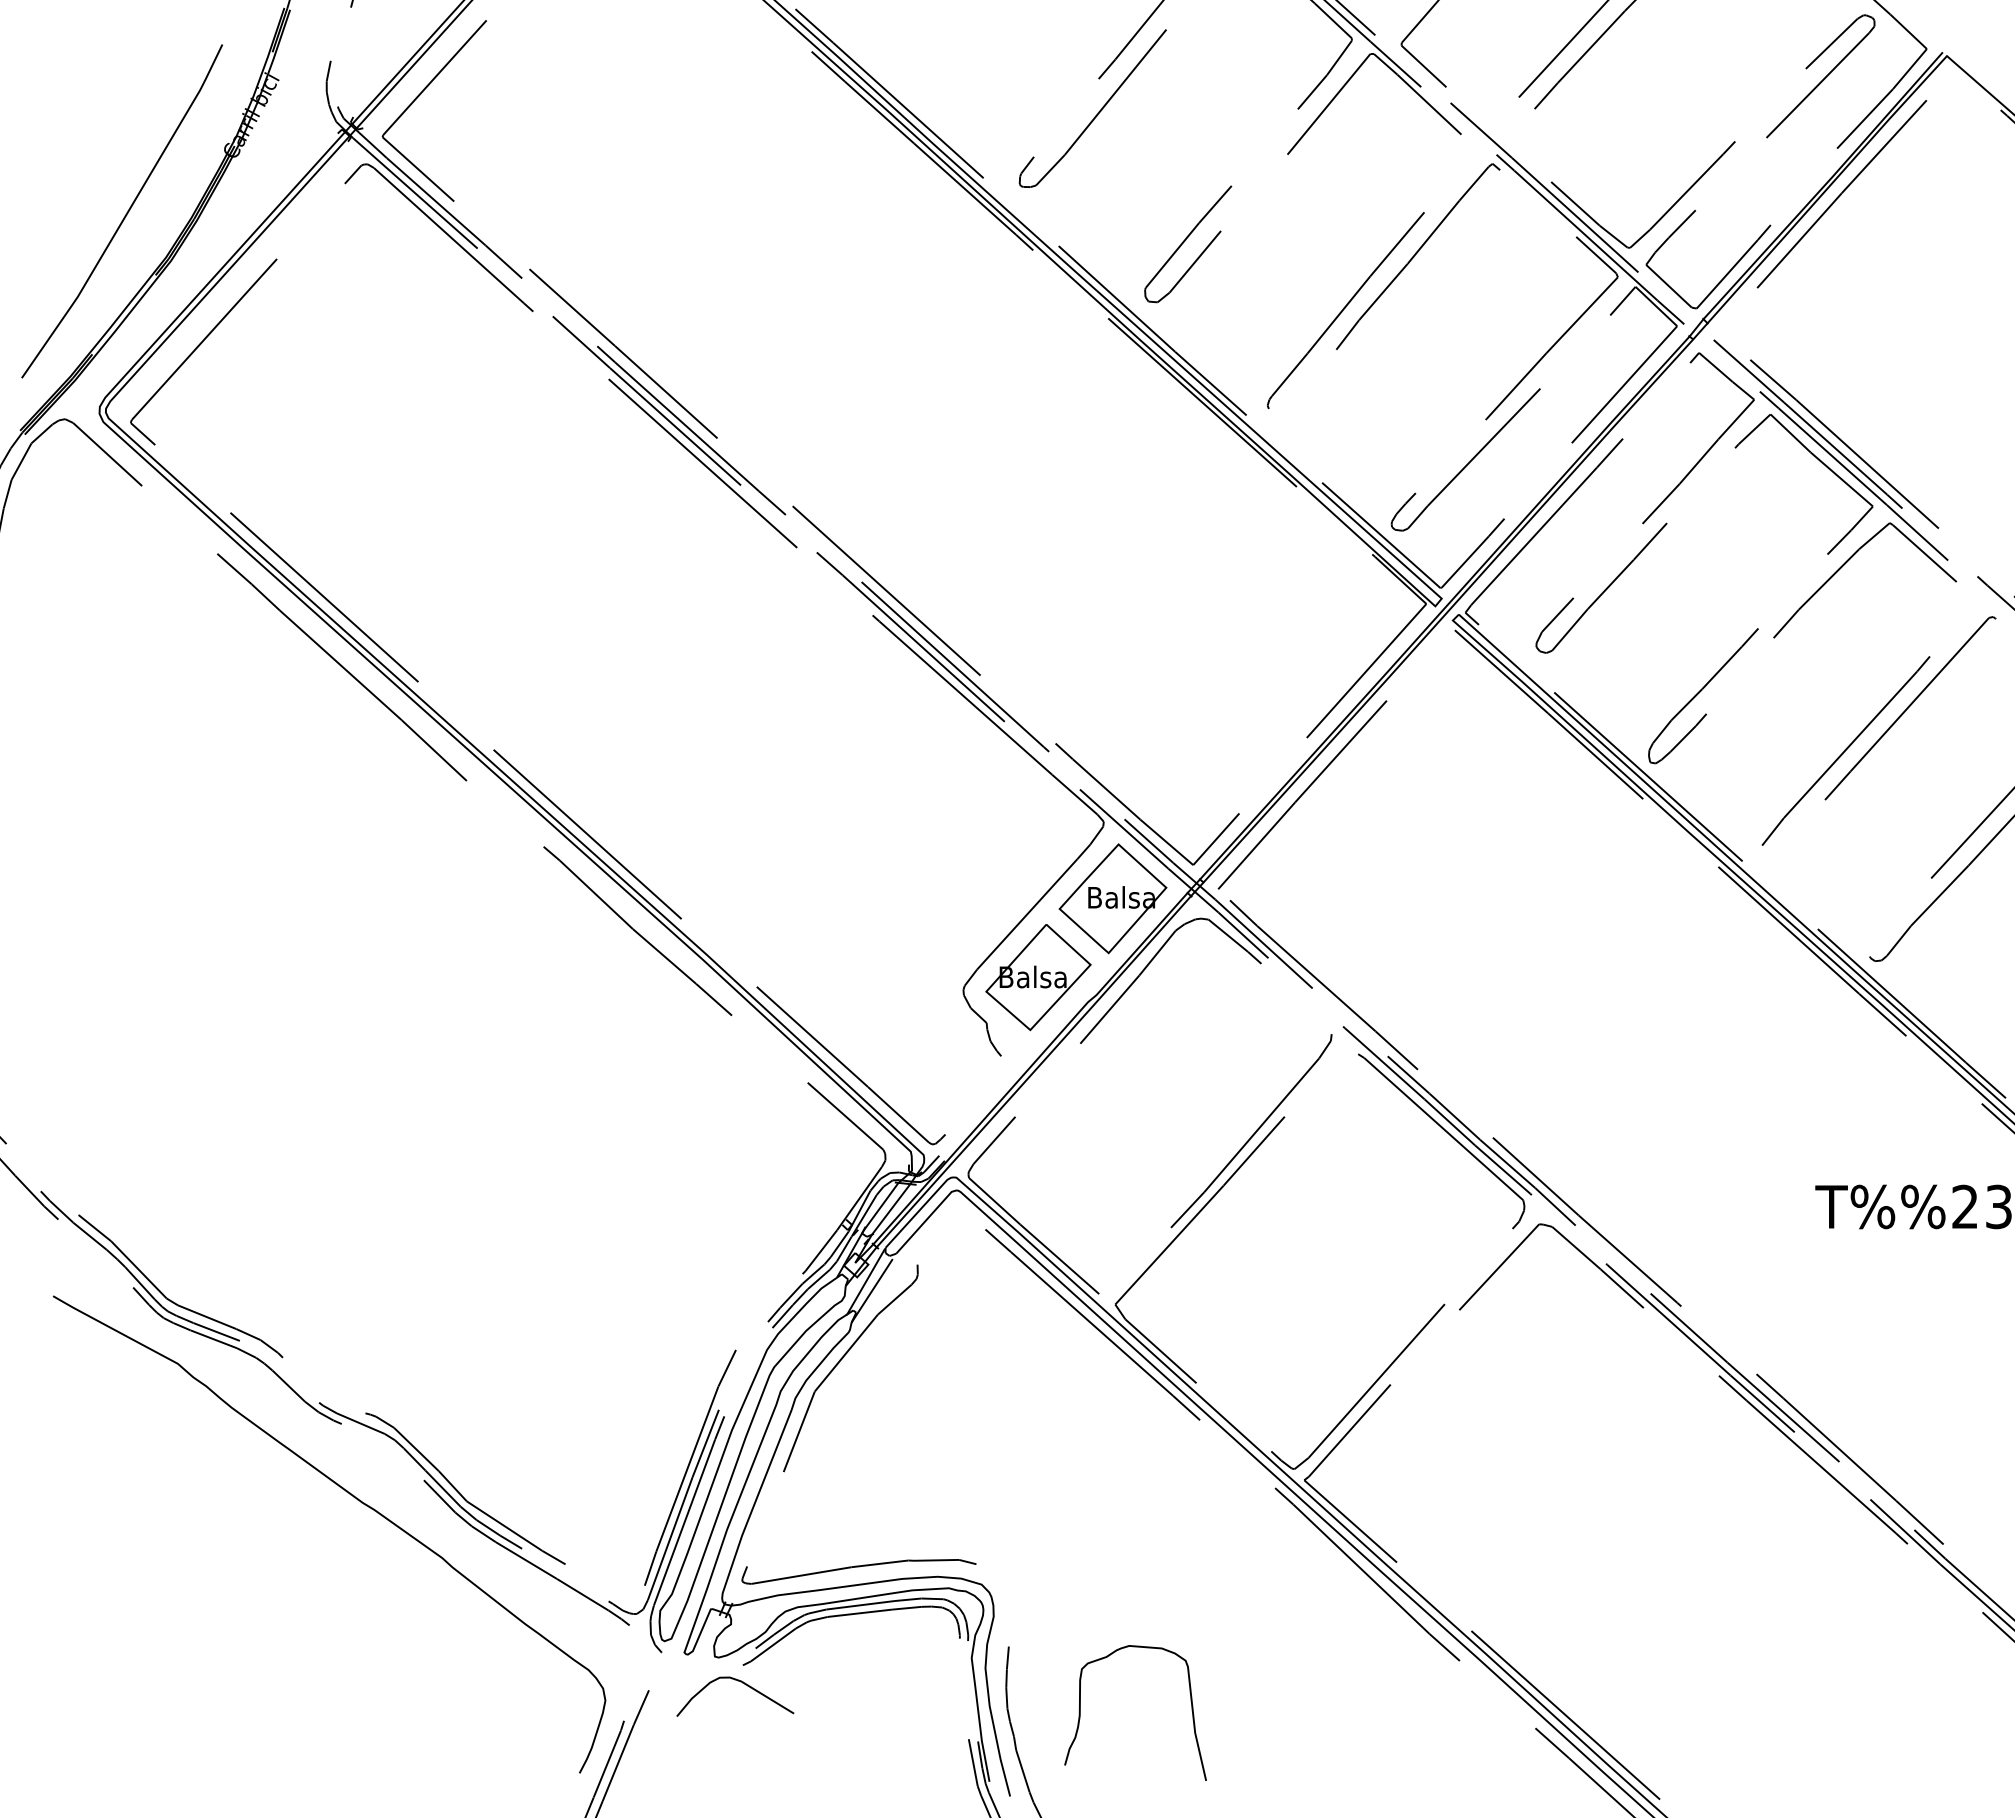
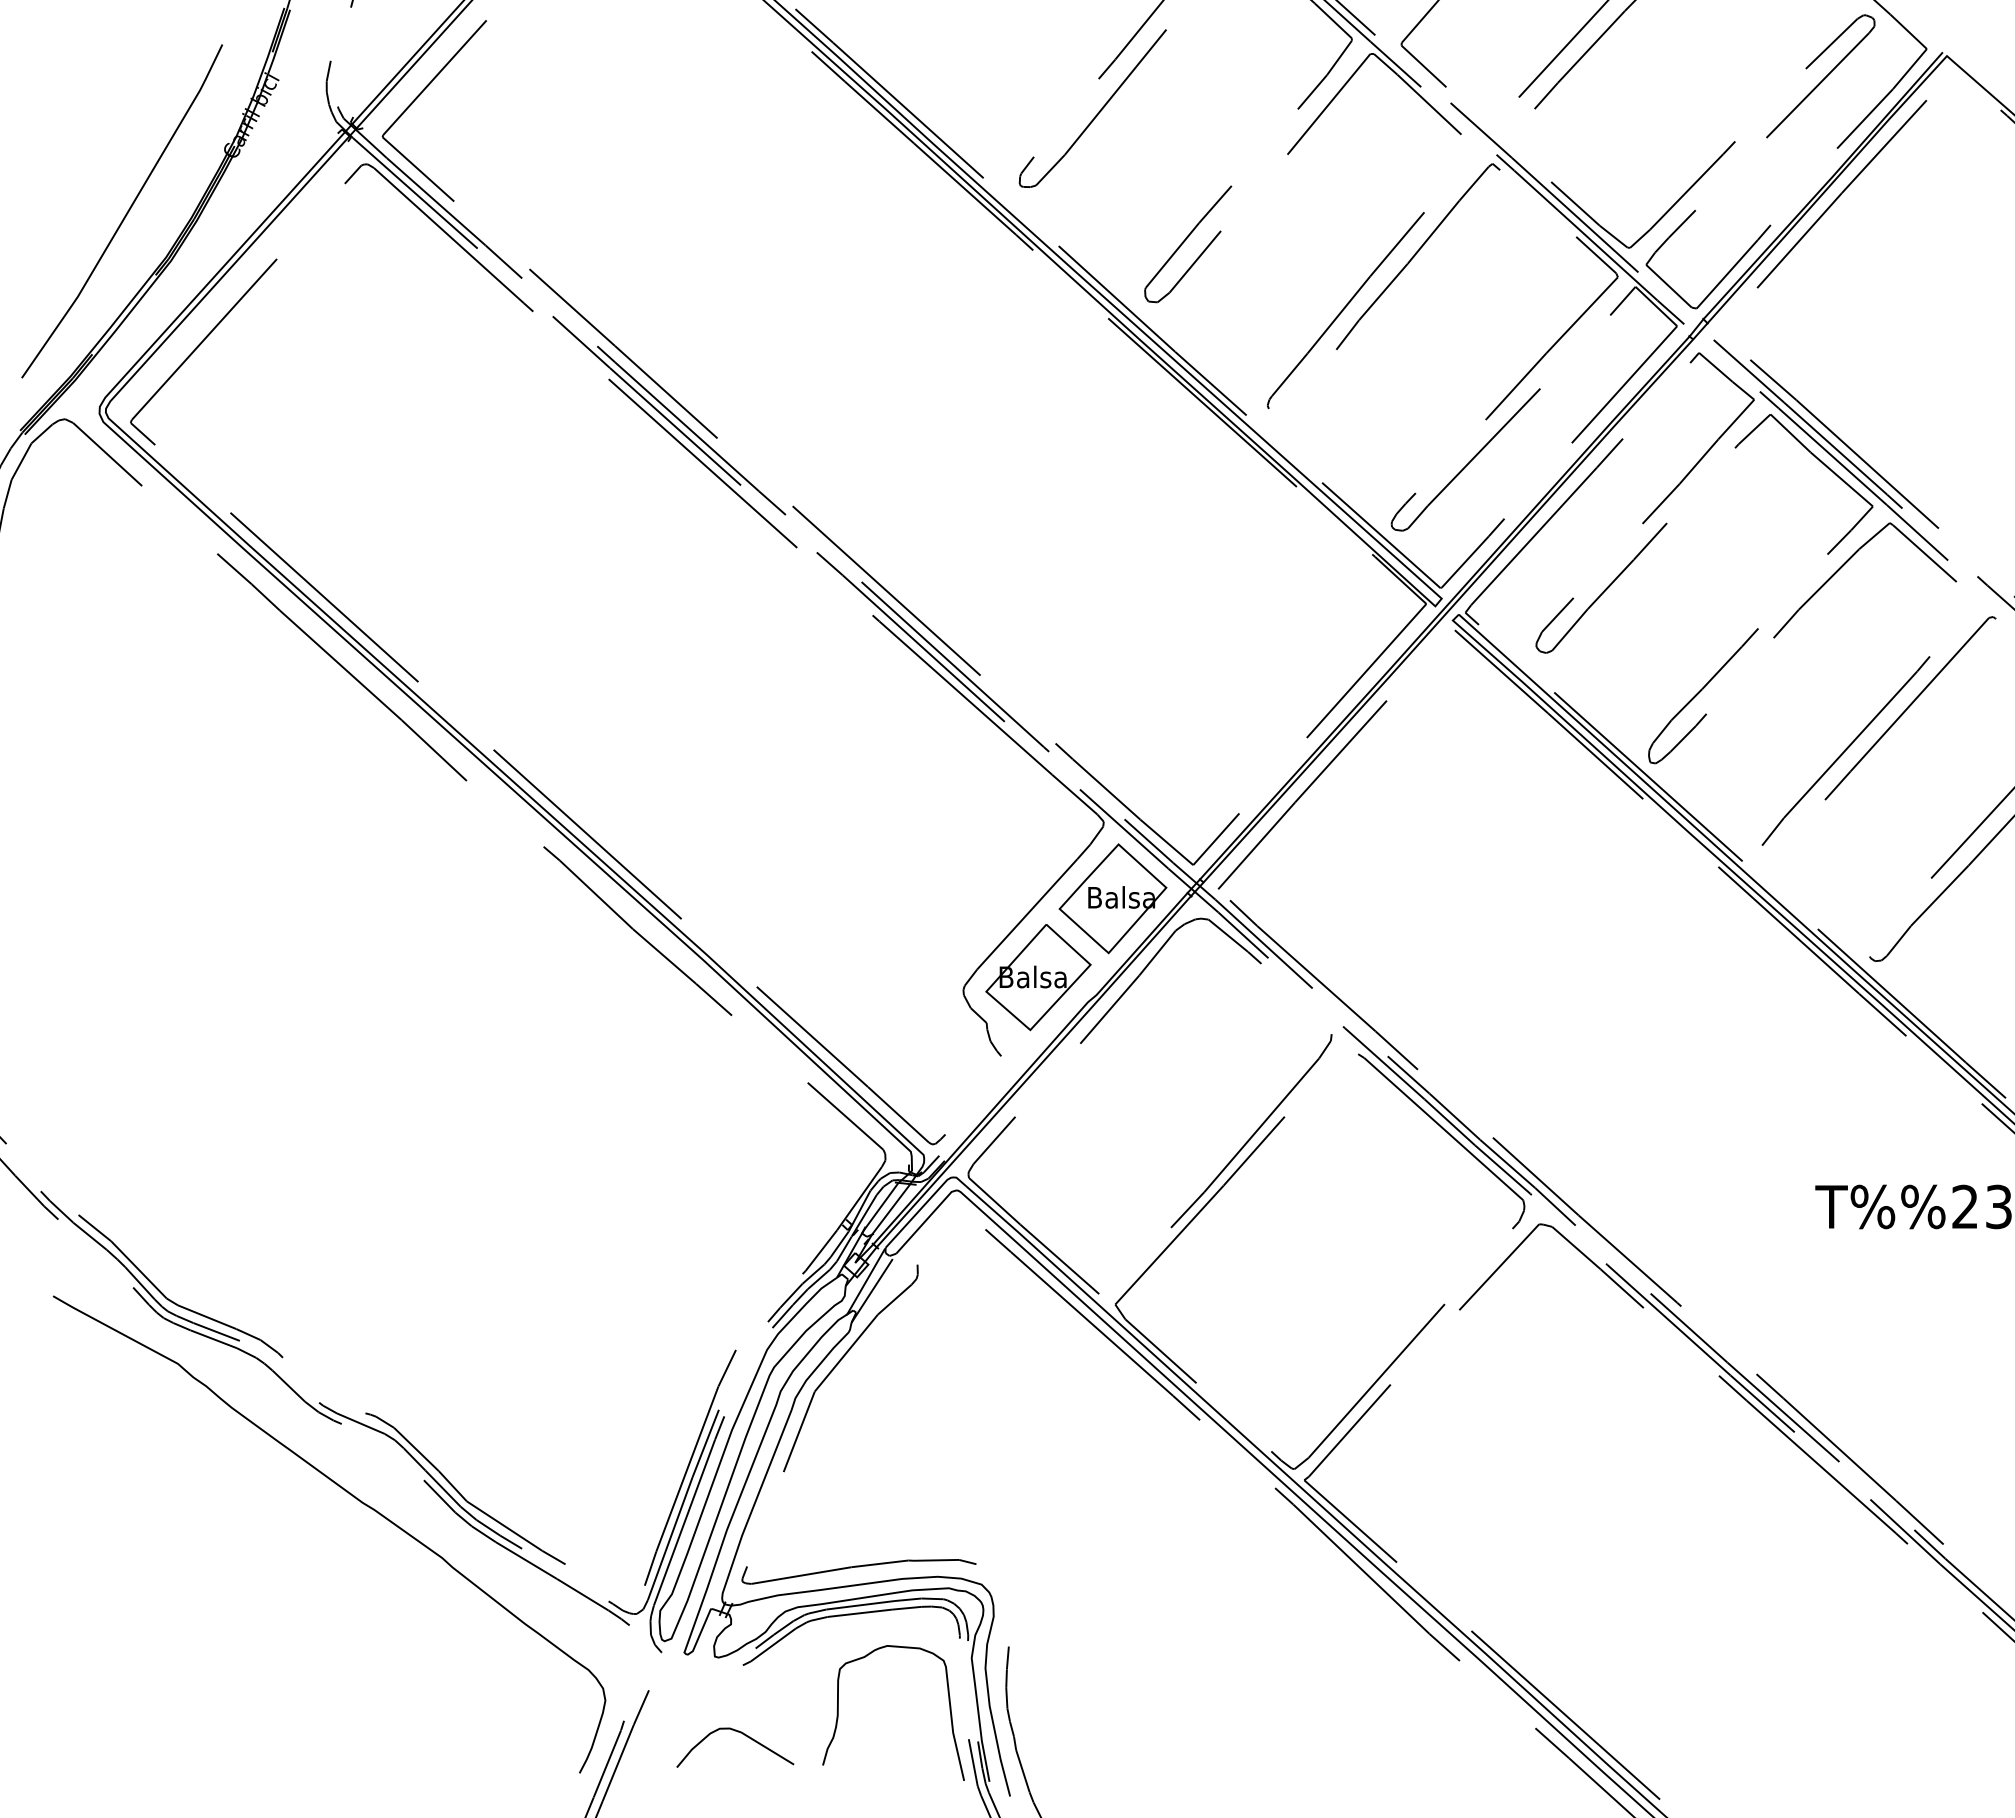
curve position: (742, 1683) -> (742, 1734) (742, 1734)
curve position: (1080, 1712) -> (838, 1712) (838, 1712)
